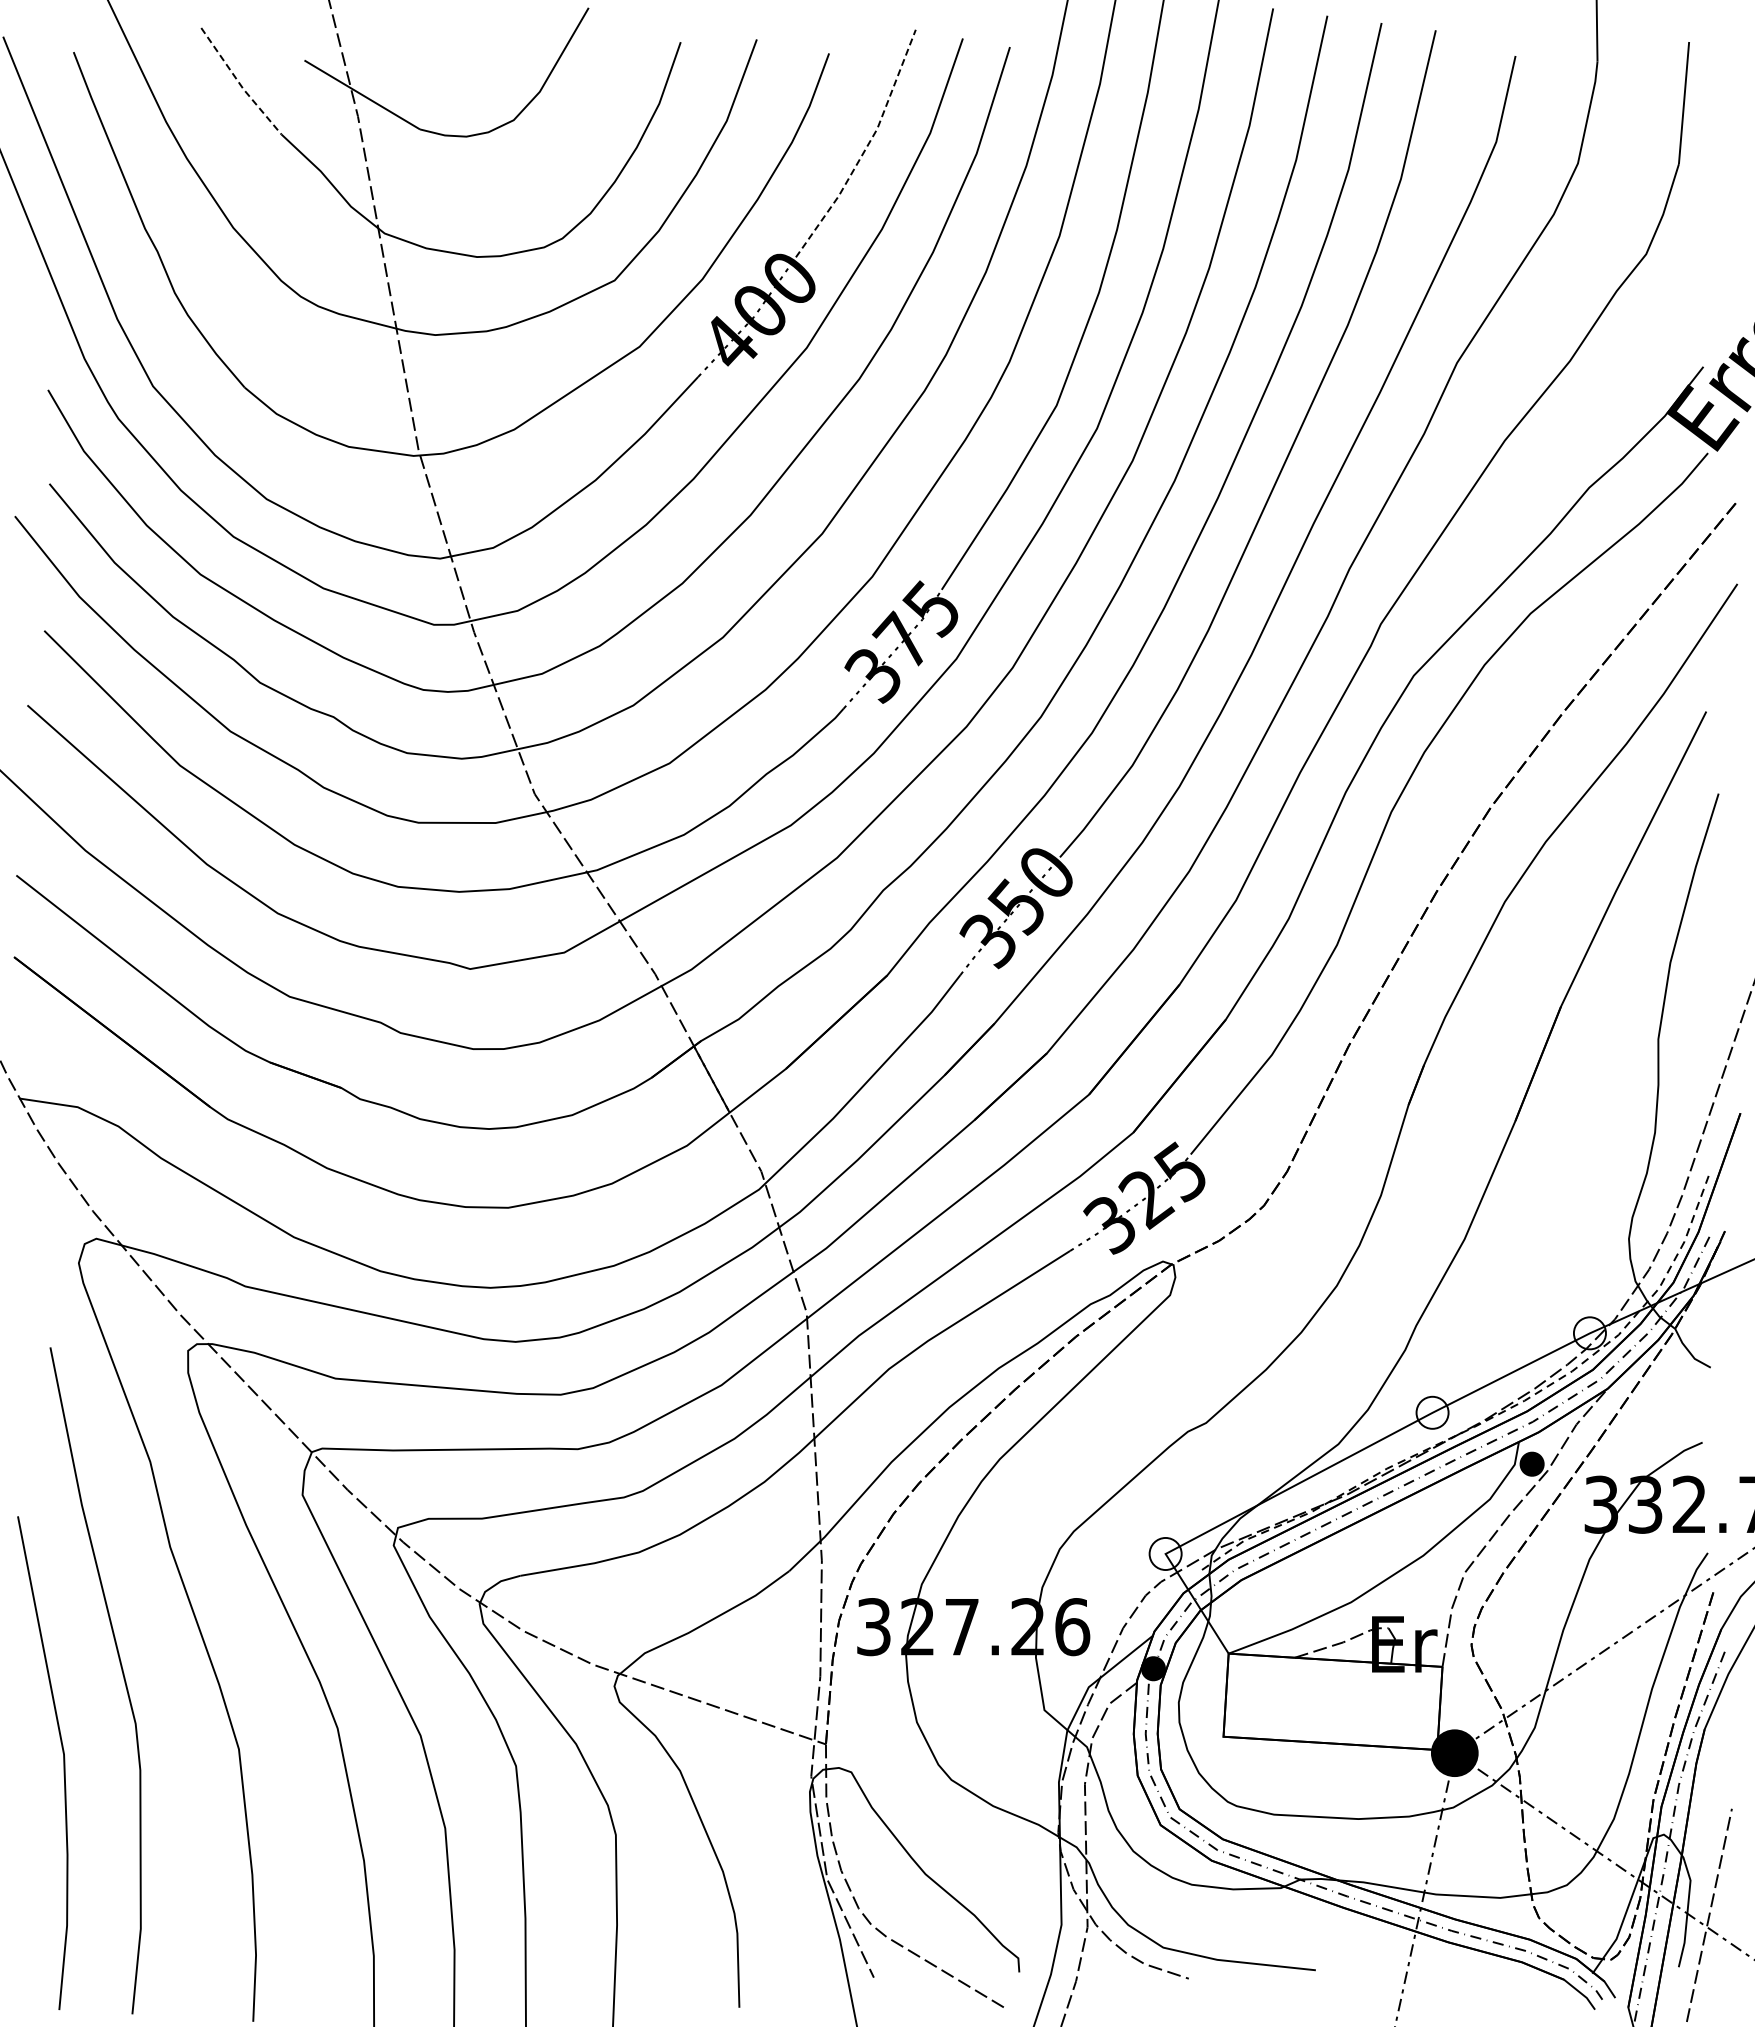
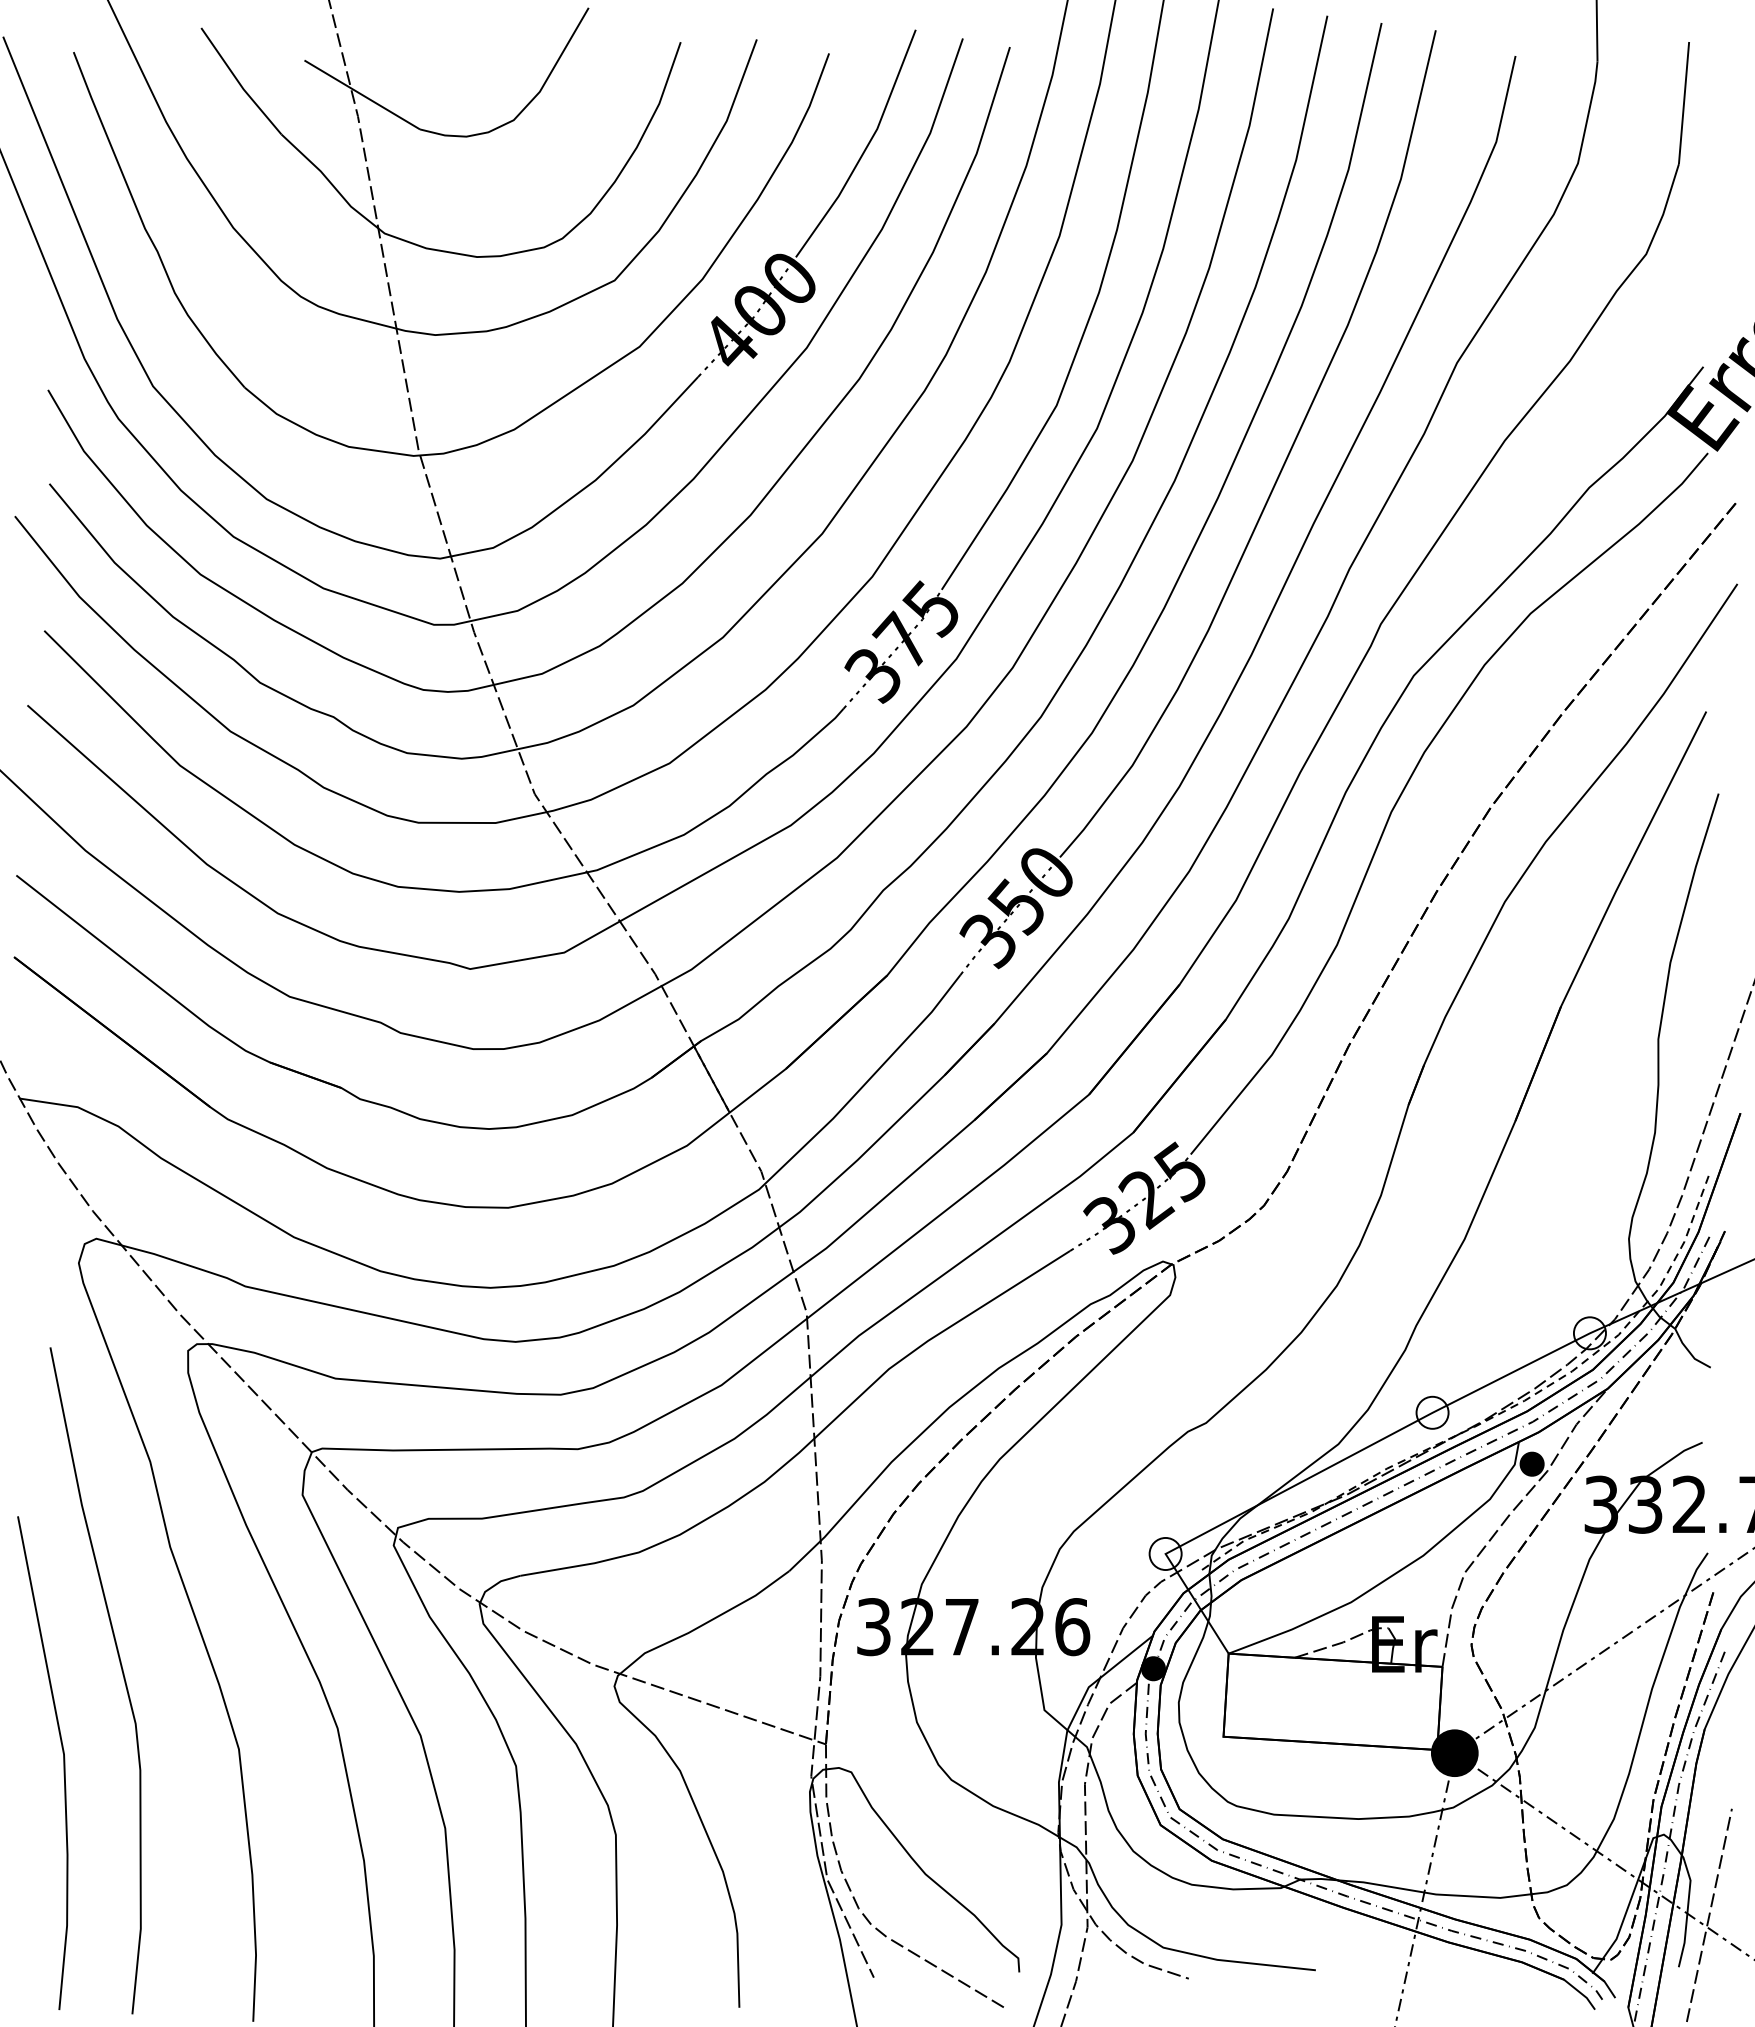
line: dashed -> solid (239, 83)
line: dashed -> solid (865, 148)
